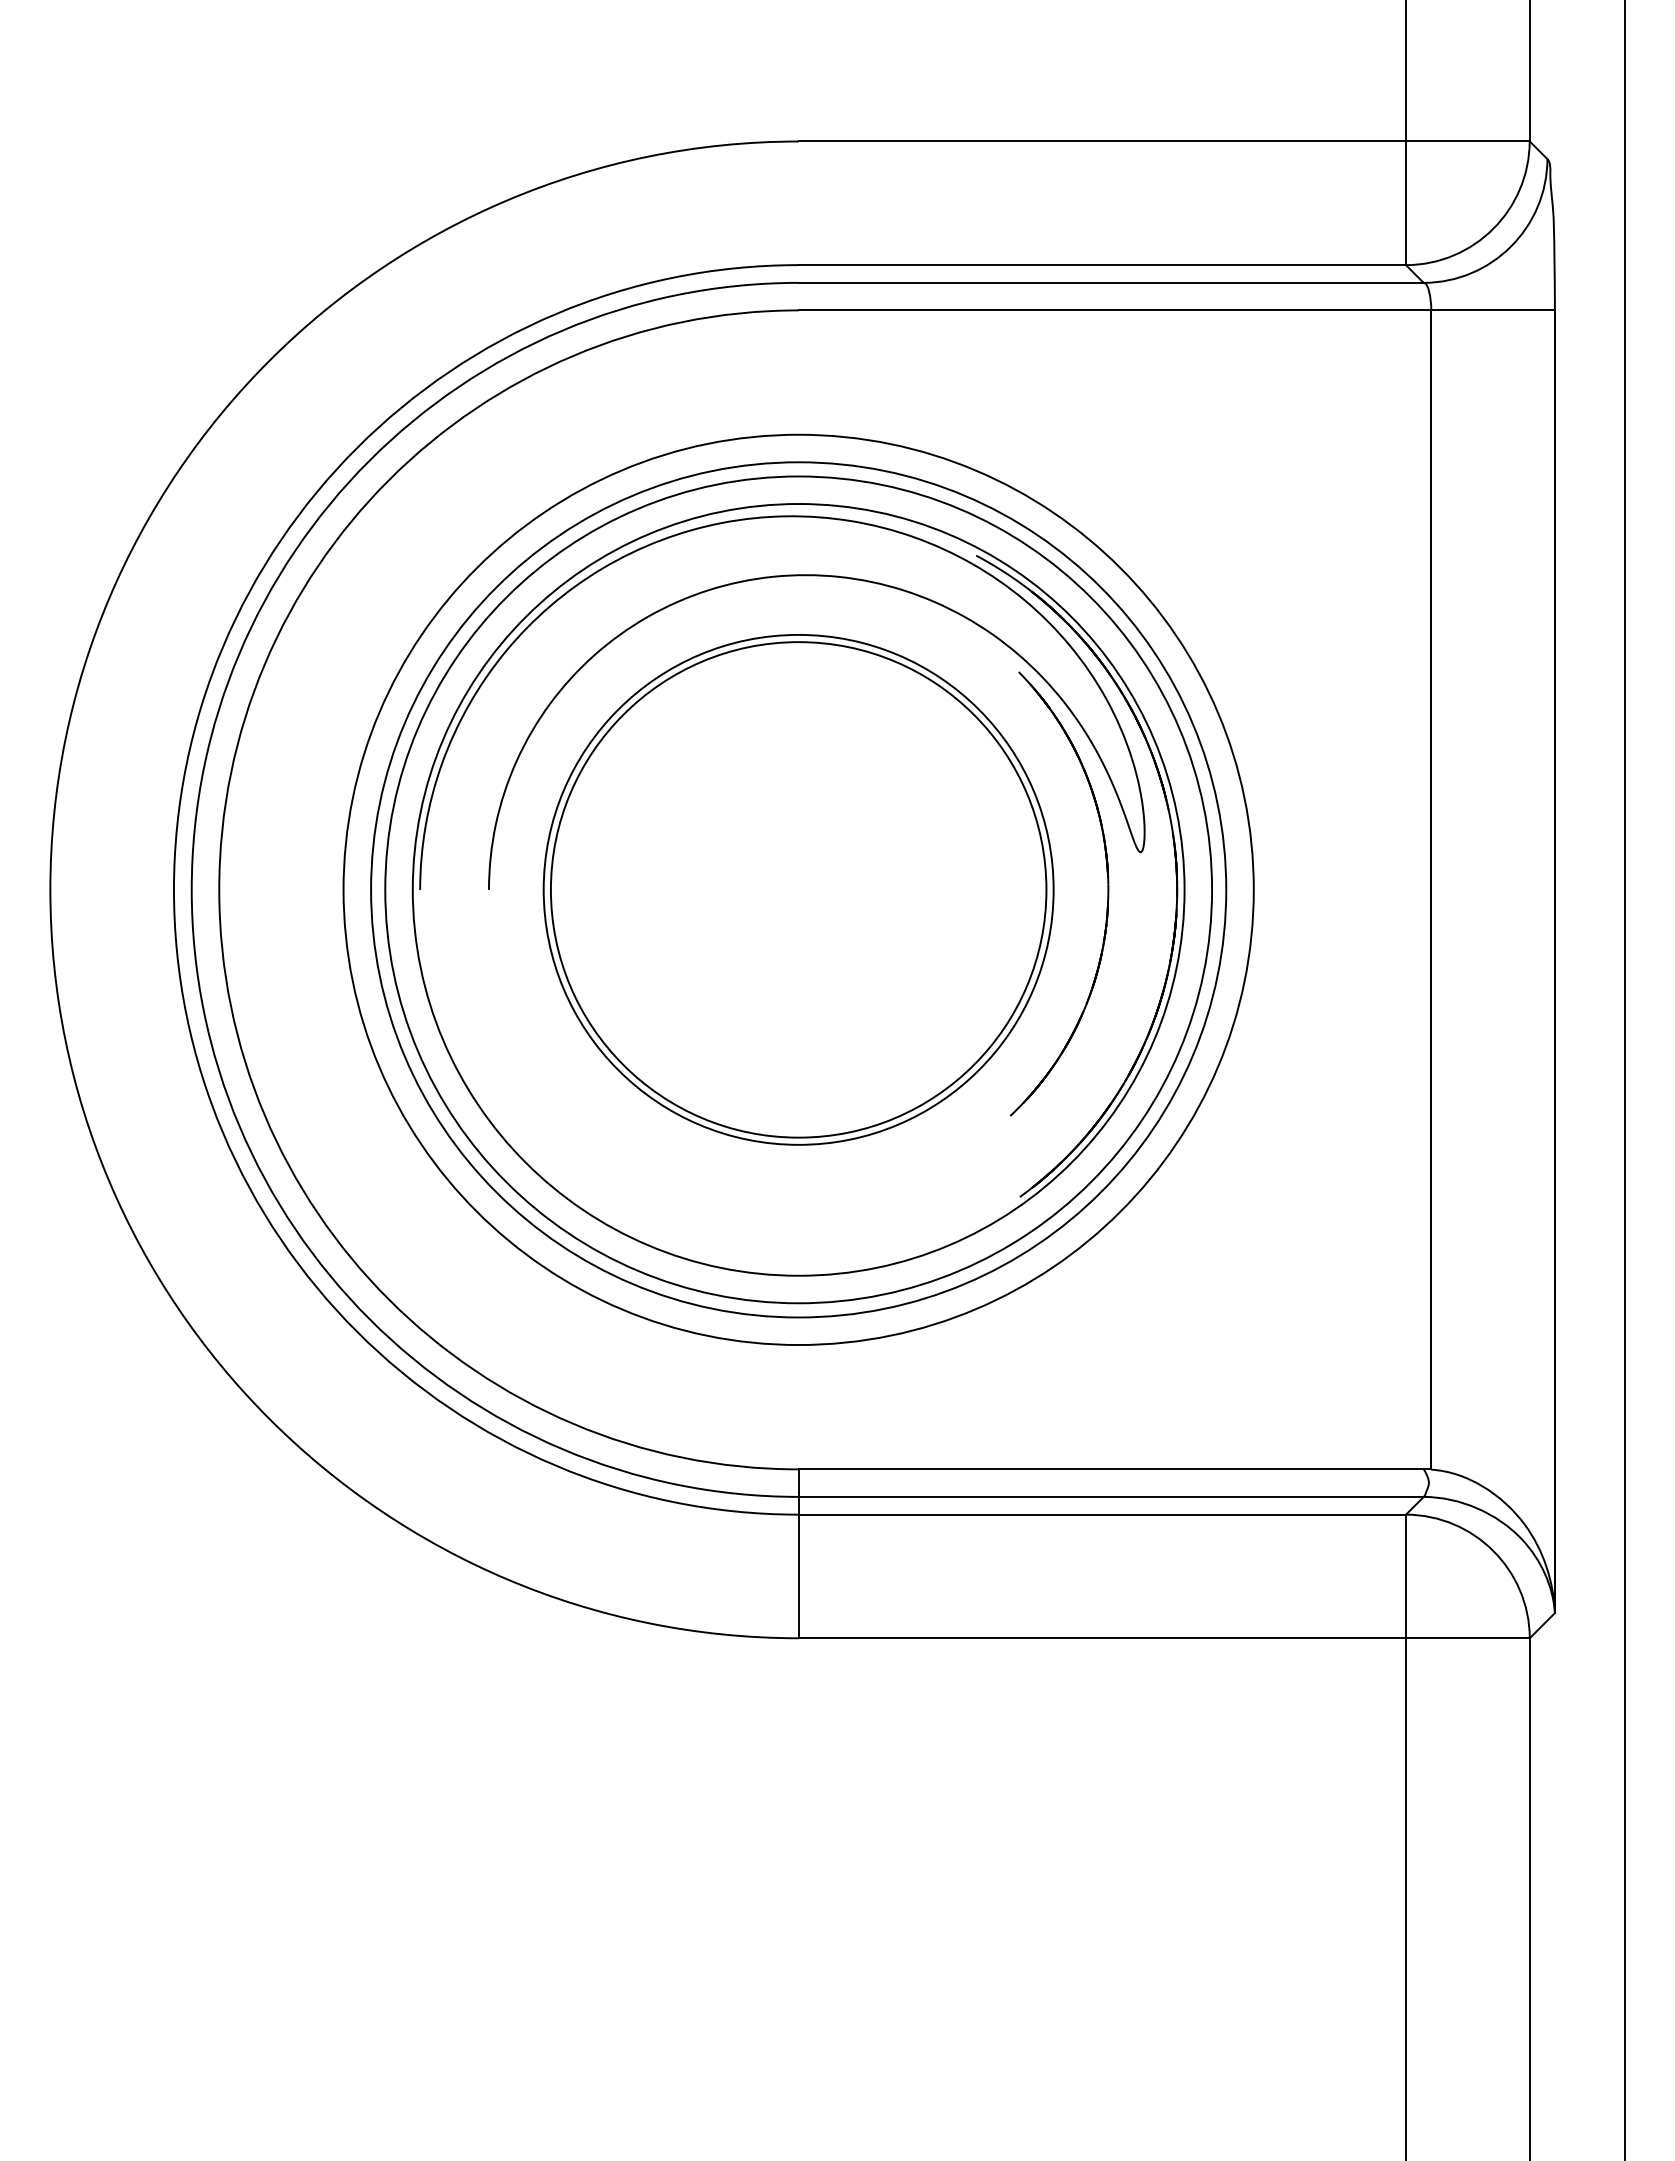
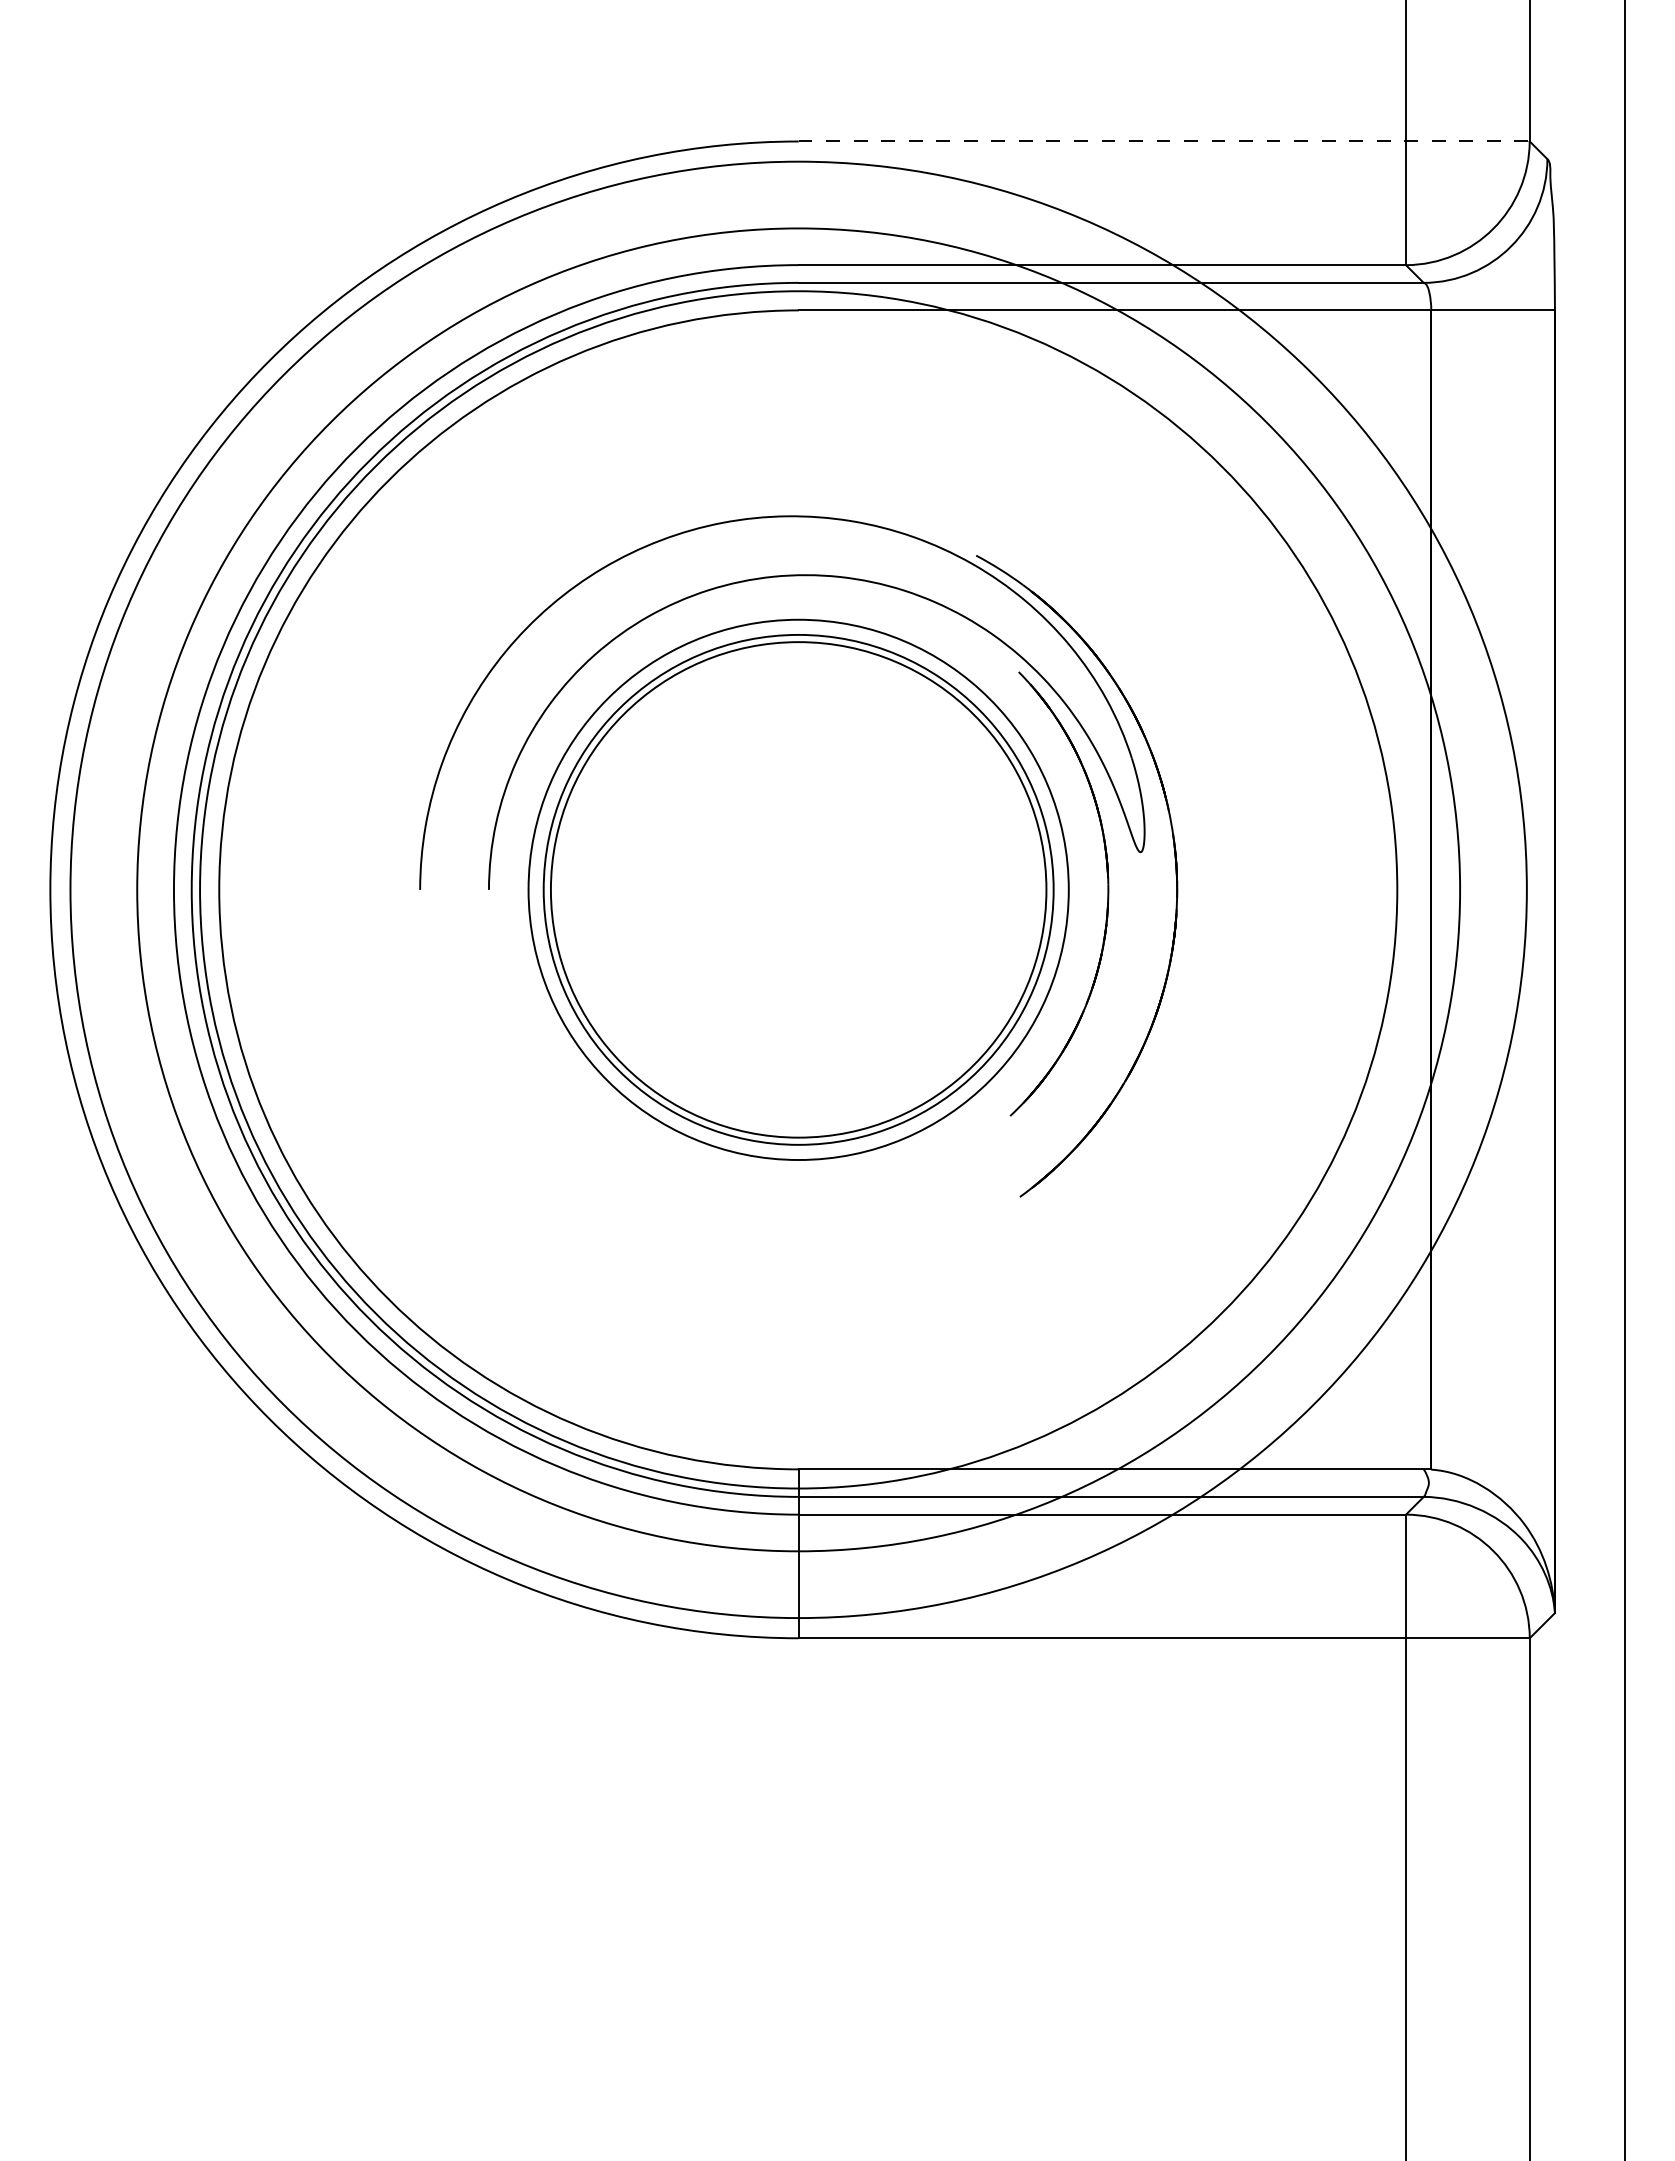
line: solid -> dashed (1164, 141)
circle diameter: 772 px -> 540 px (798, 889)
circle diameter: 827 px -> 1323 px (798, 889)
circle diameter: 855 px -> 1197 px (798, 889)
circle diameter: 910 px -> 1456 px (798, 889)
